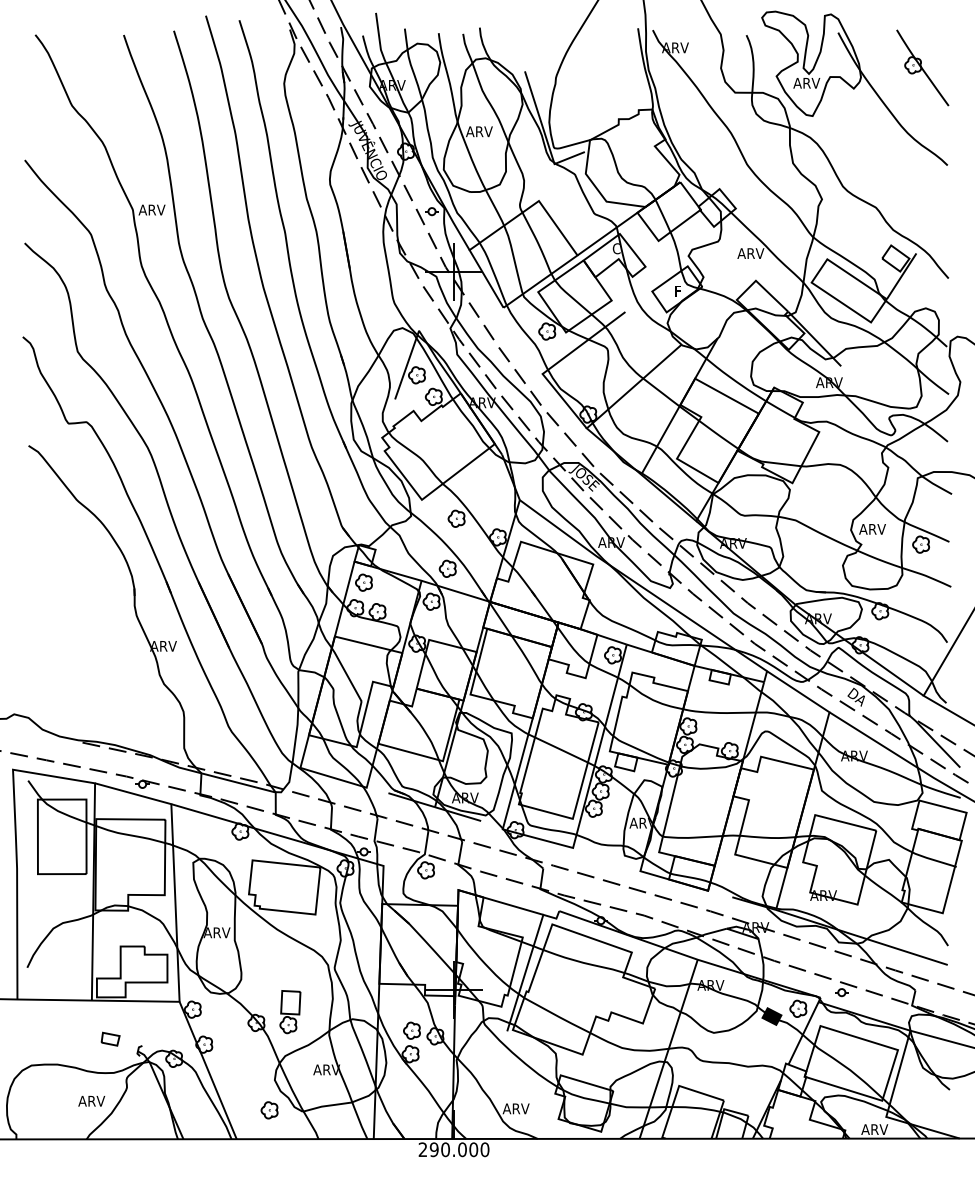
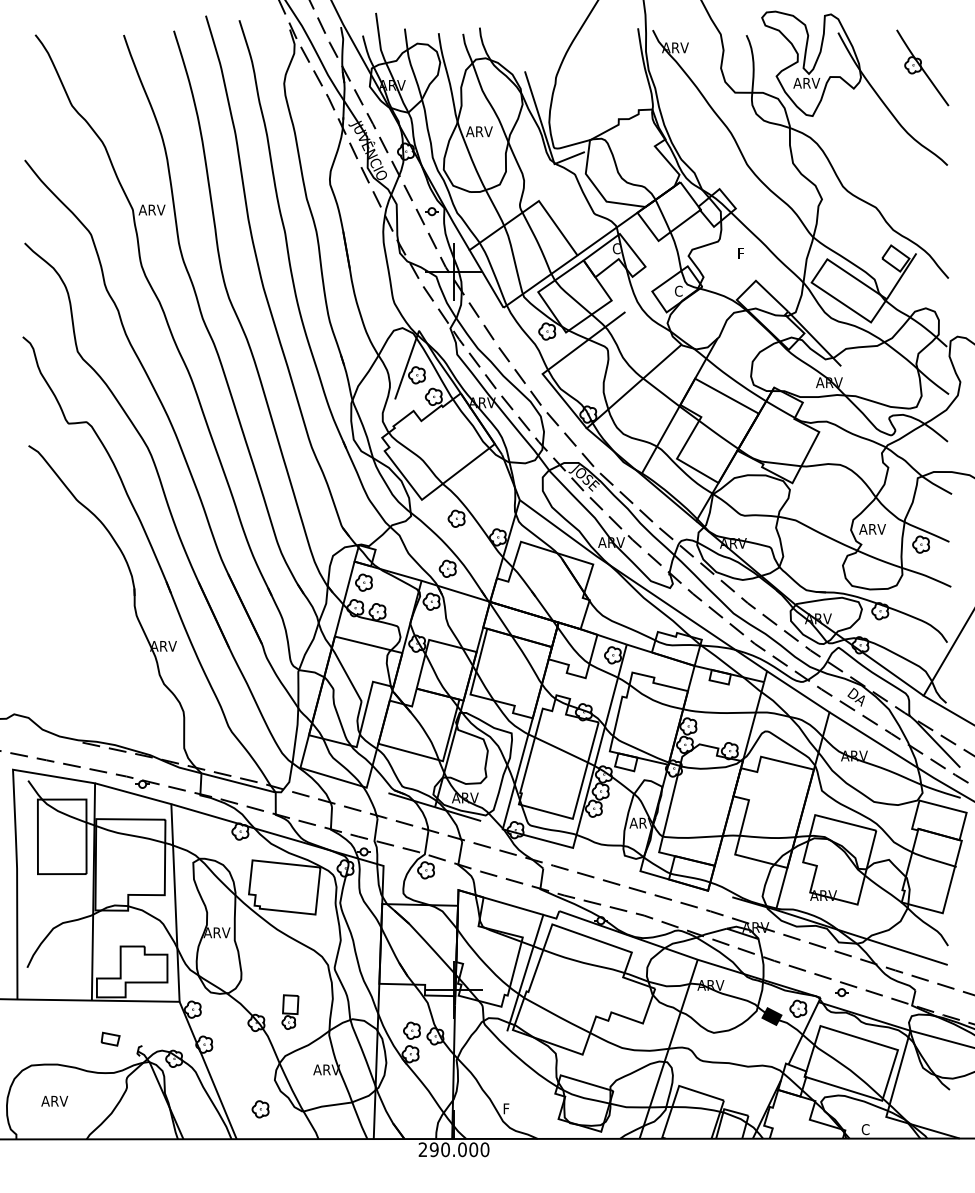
text: ARV -> F (750, 253)
text: F -> C (678, 290)
part size: 23x45 px -> 19x36 px (290, 1011)
text position: (91, 1100) -> (54, 1100) (54, 1100)
text: ARV -> F (515, 1108)
part position: (269, 1110) -> (260, 1109) (260, 1109)
text: ARV -> C (874, 1129)
